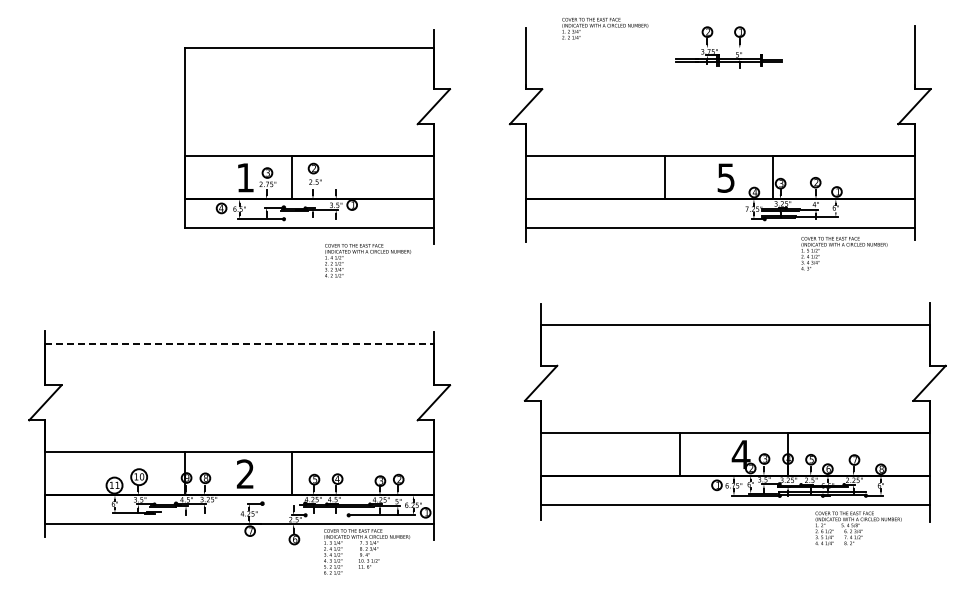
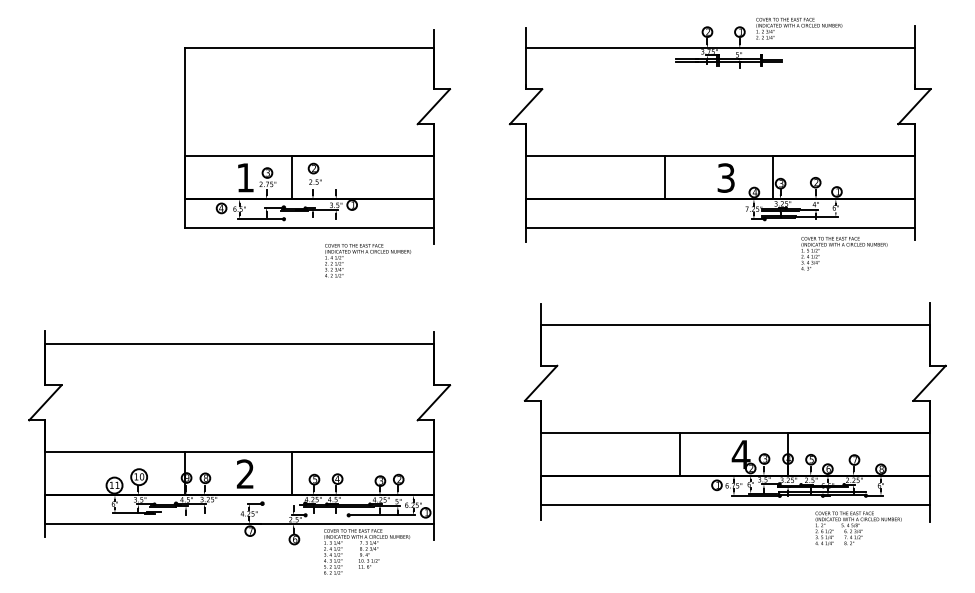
text position: (605, 28) -> (799, 28) (799, 28)
line: none -> present (720, 48)
text: 5 -> 3 (726, 177)
line: dashed -> solid (240, 344)
